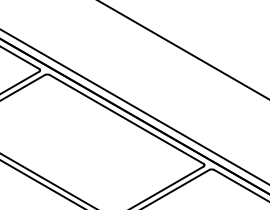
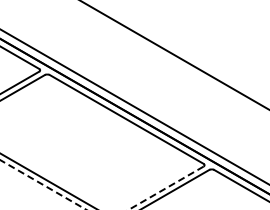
line position: (183, 49) -> (174, 55) (174, 55)
line: solid -> dashed (43, 185)
line: solid -> dashed (165, 188)
